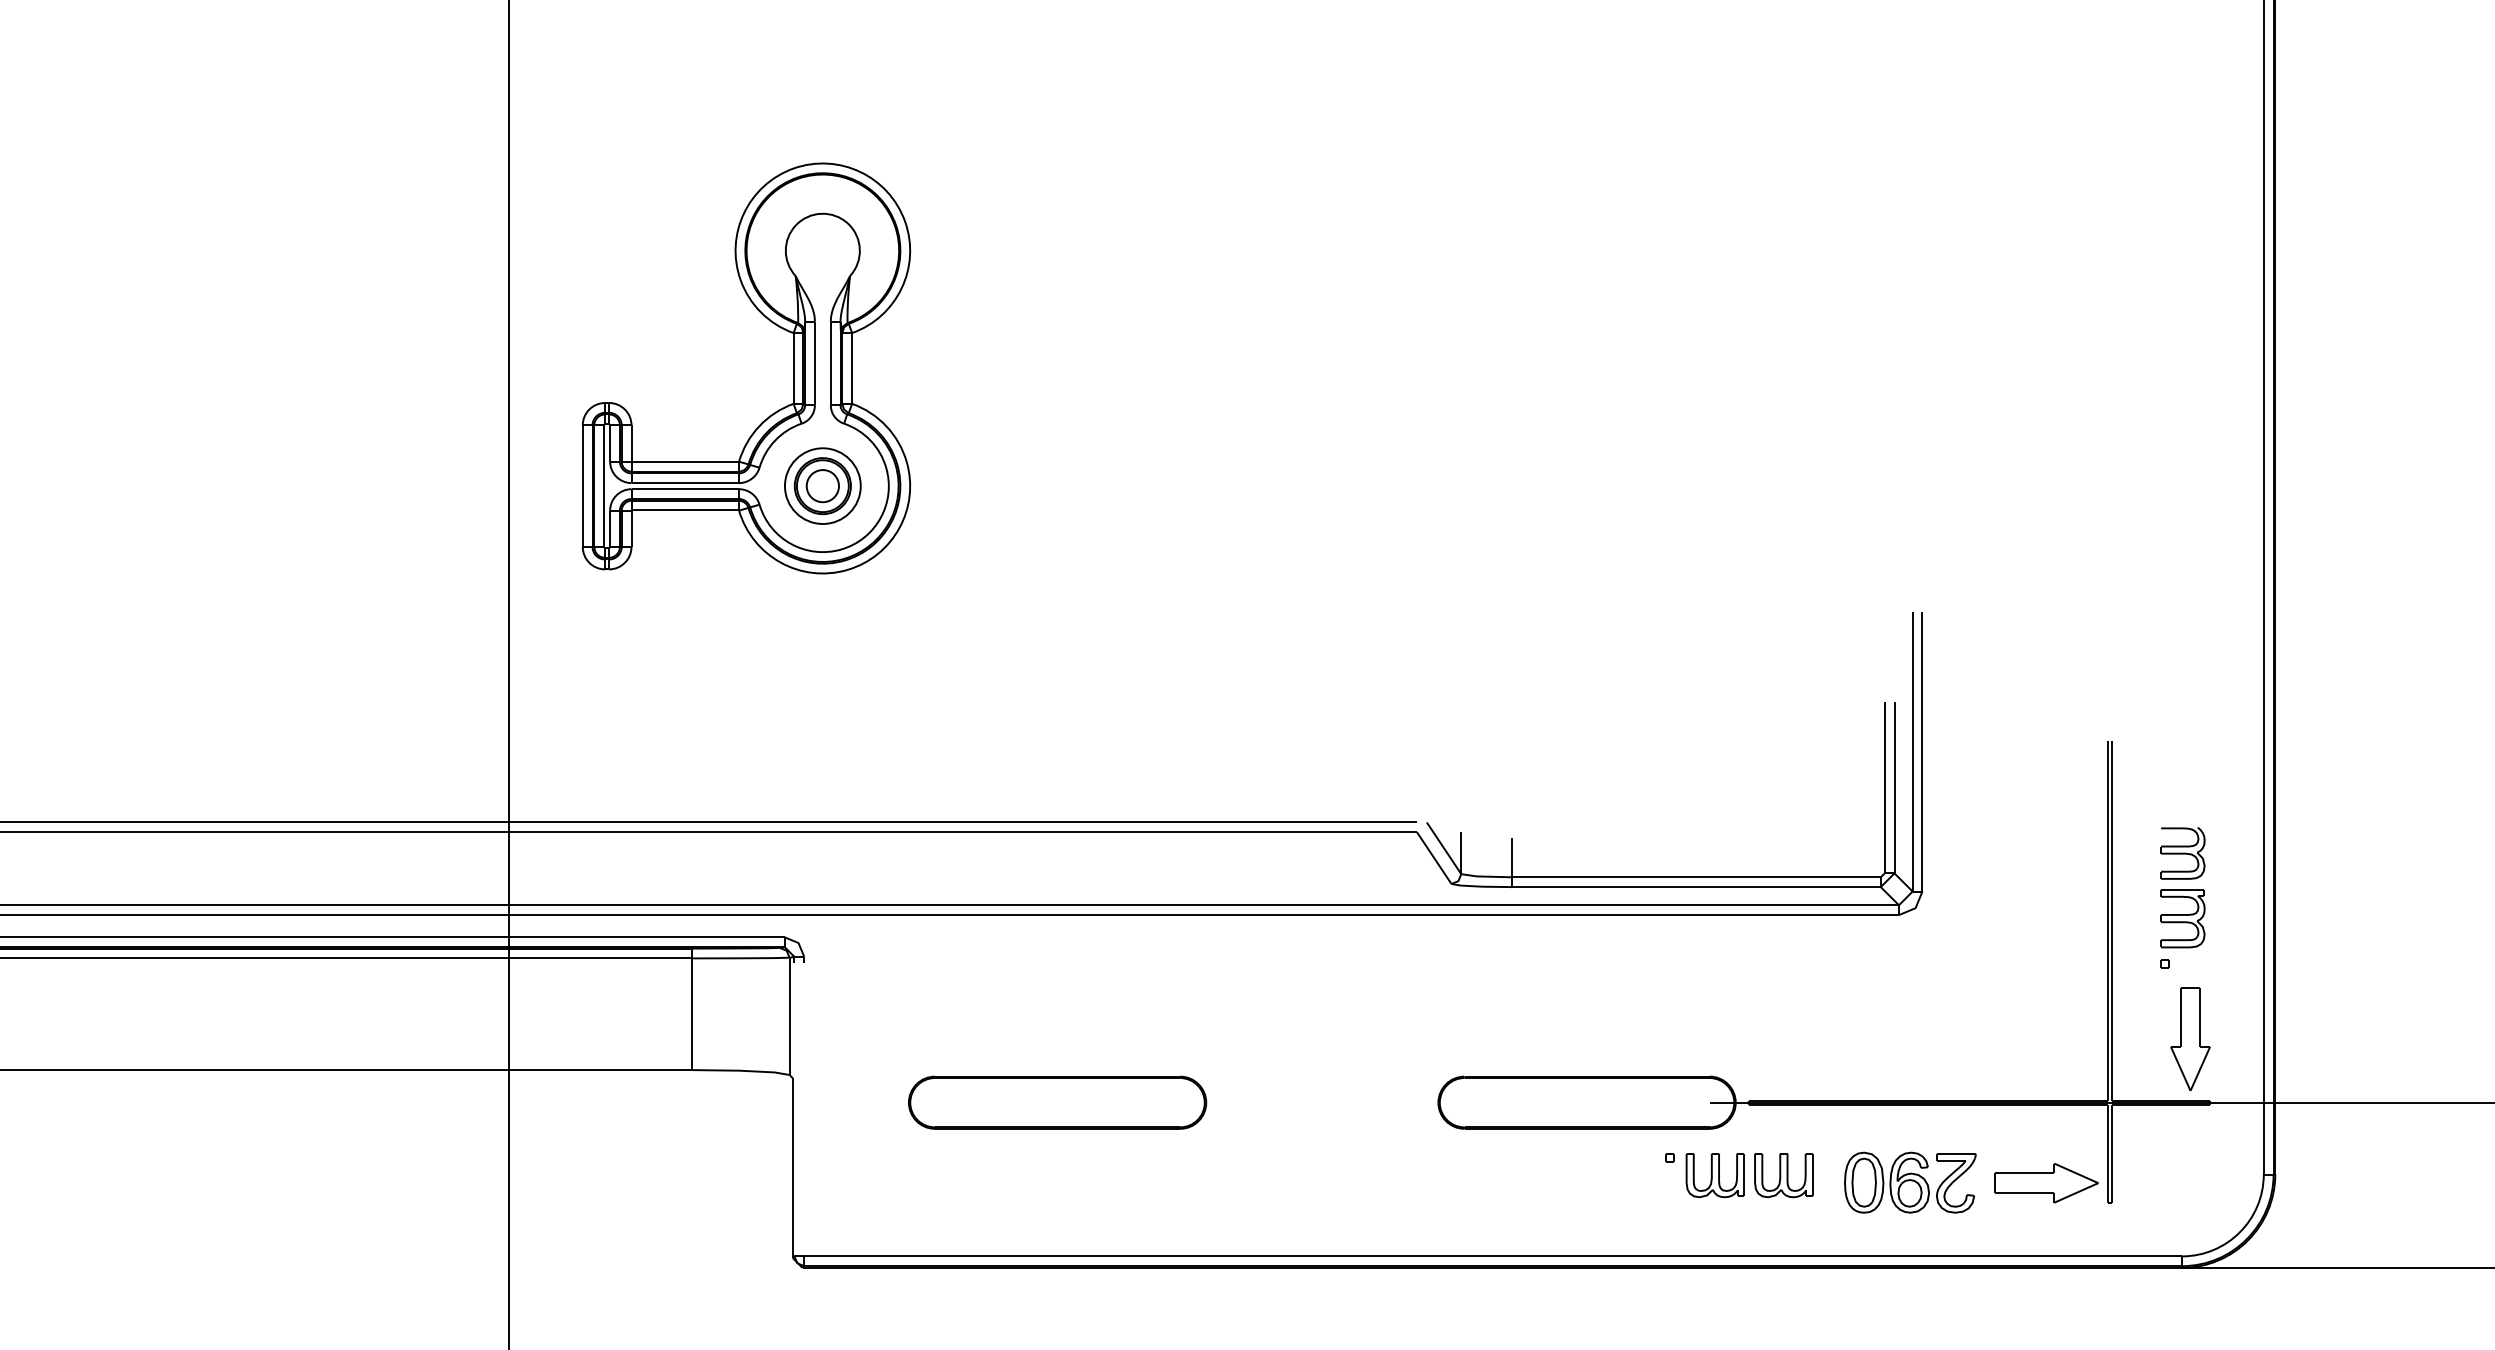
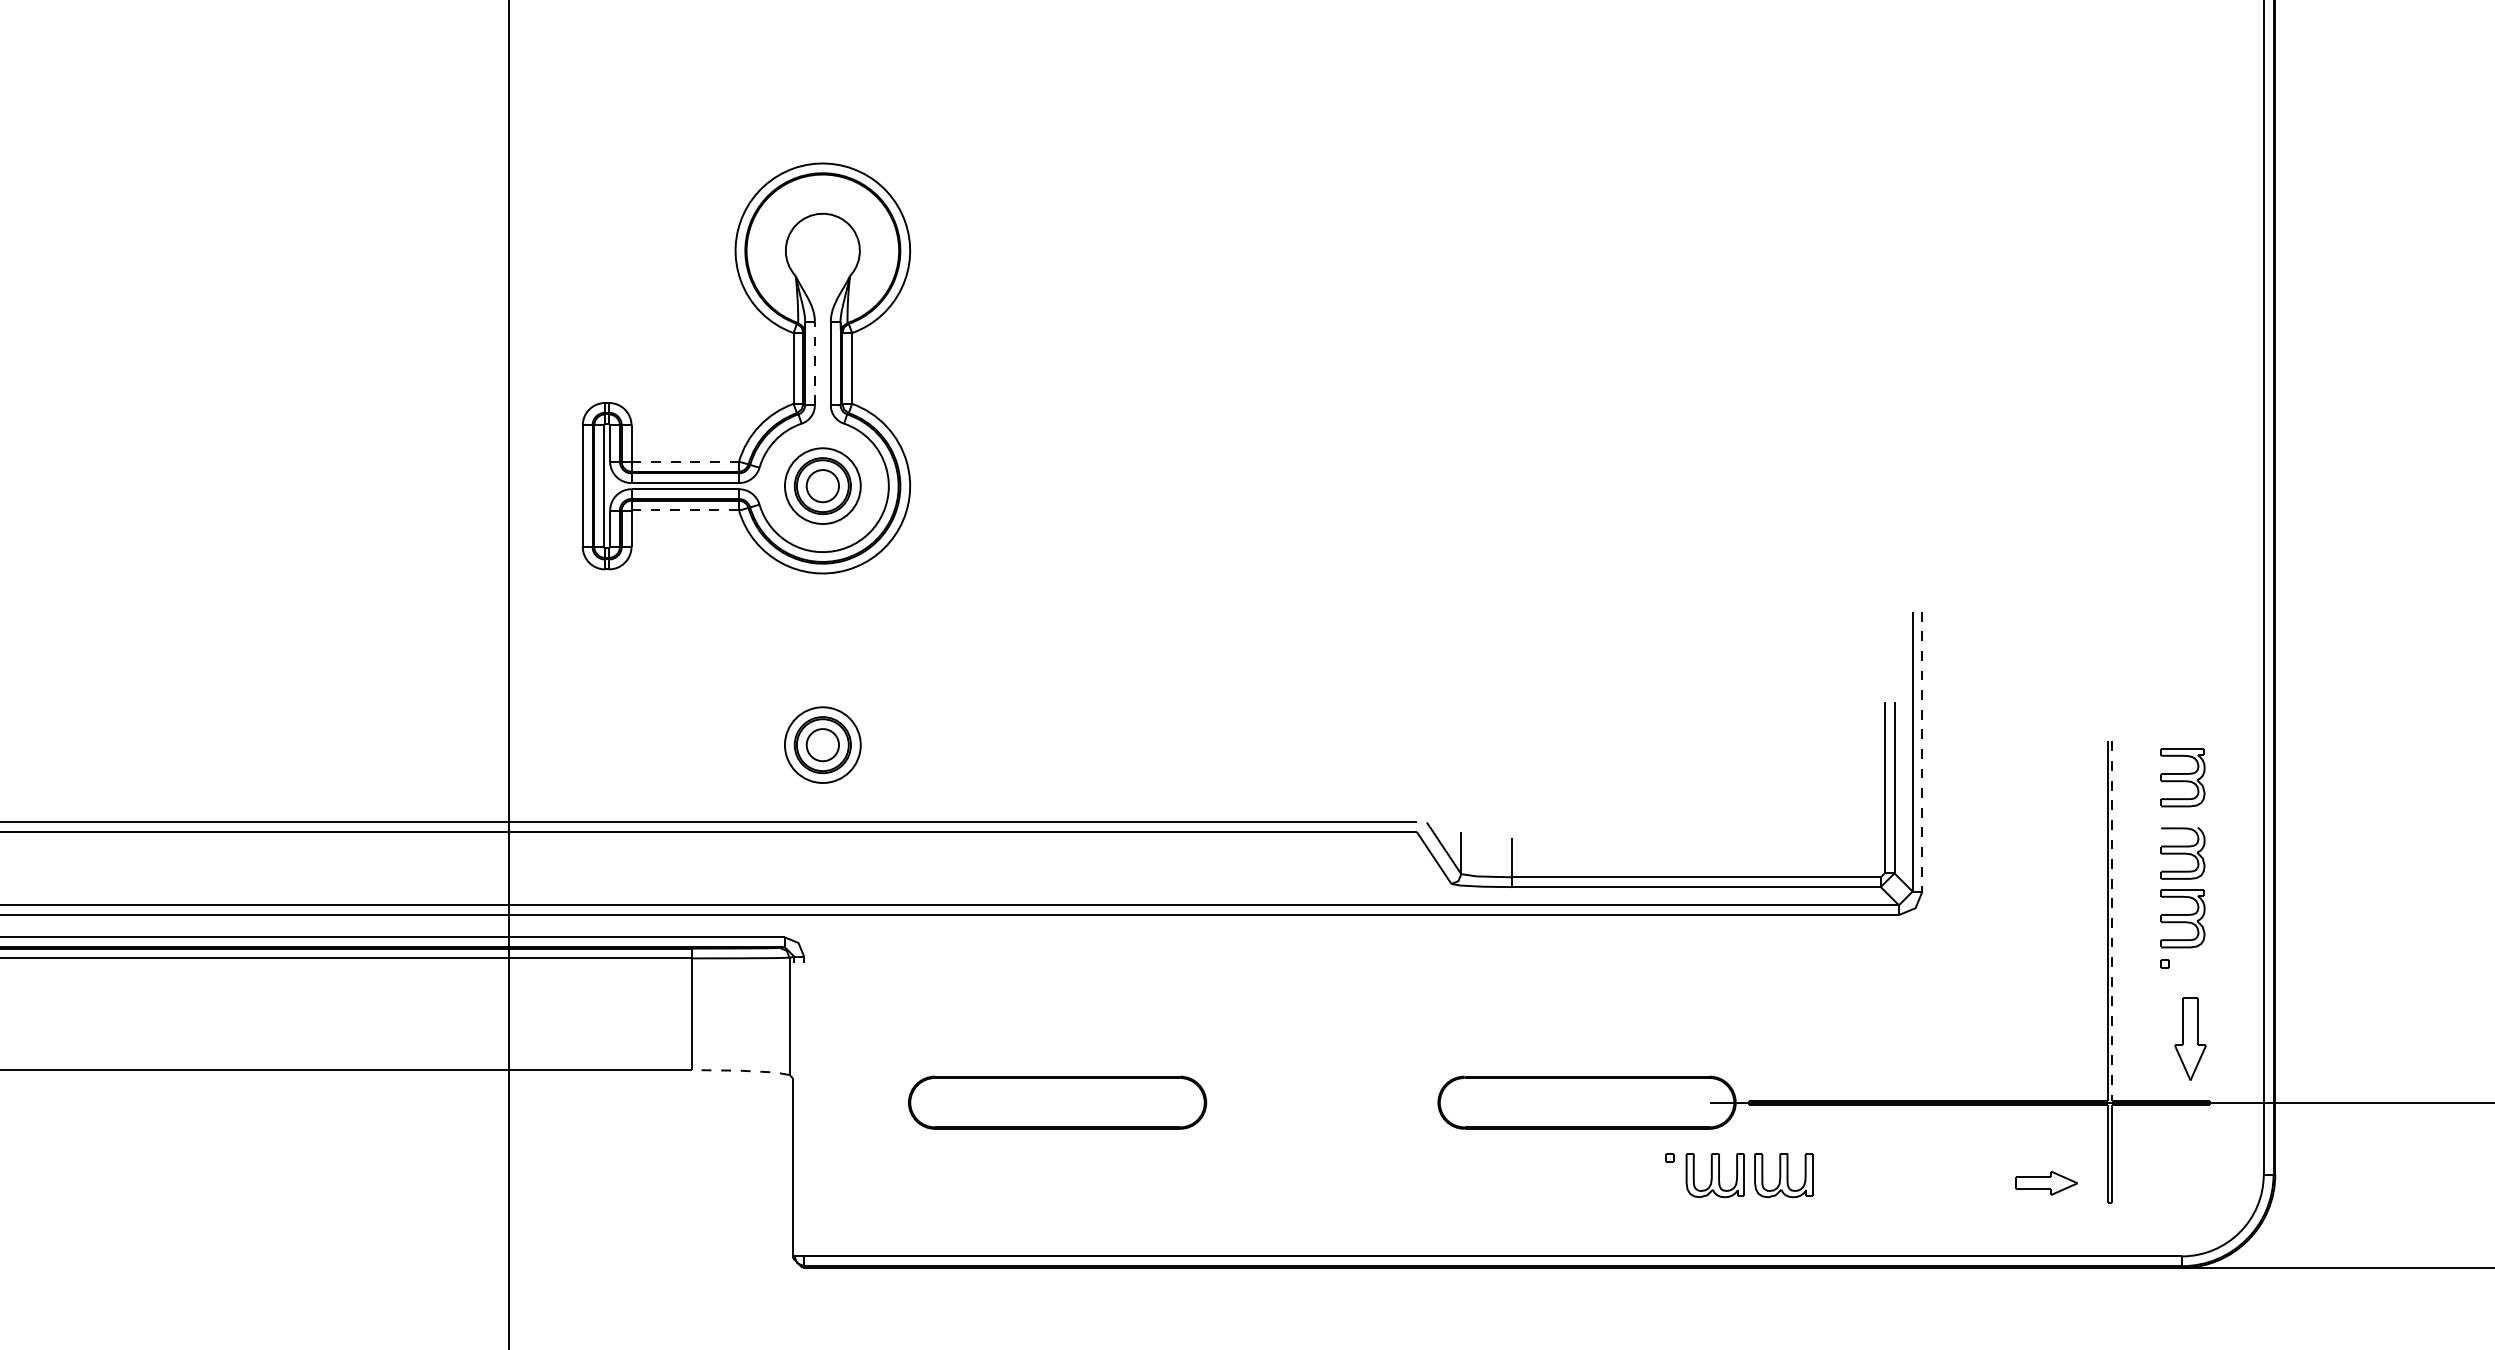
line: solid -> dashed (814, 363)
line: solid -> dashed (685, 461)
line: solid -> dashed (685, 510)
part: none -> present (822, 744)
line: solid -> dashed (1922, 751)
part: none -> present (2182, 777)
line: solid -> dashed (2112, 921)
part size: 41x104 px -> 33x84 px (2190, 1038)
line: solid -> dashed (741, 1070)
part: present -> none (1910, 1182)
part size: 105x41 px -> 63x26 px (2046, 1182)
